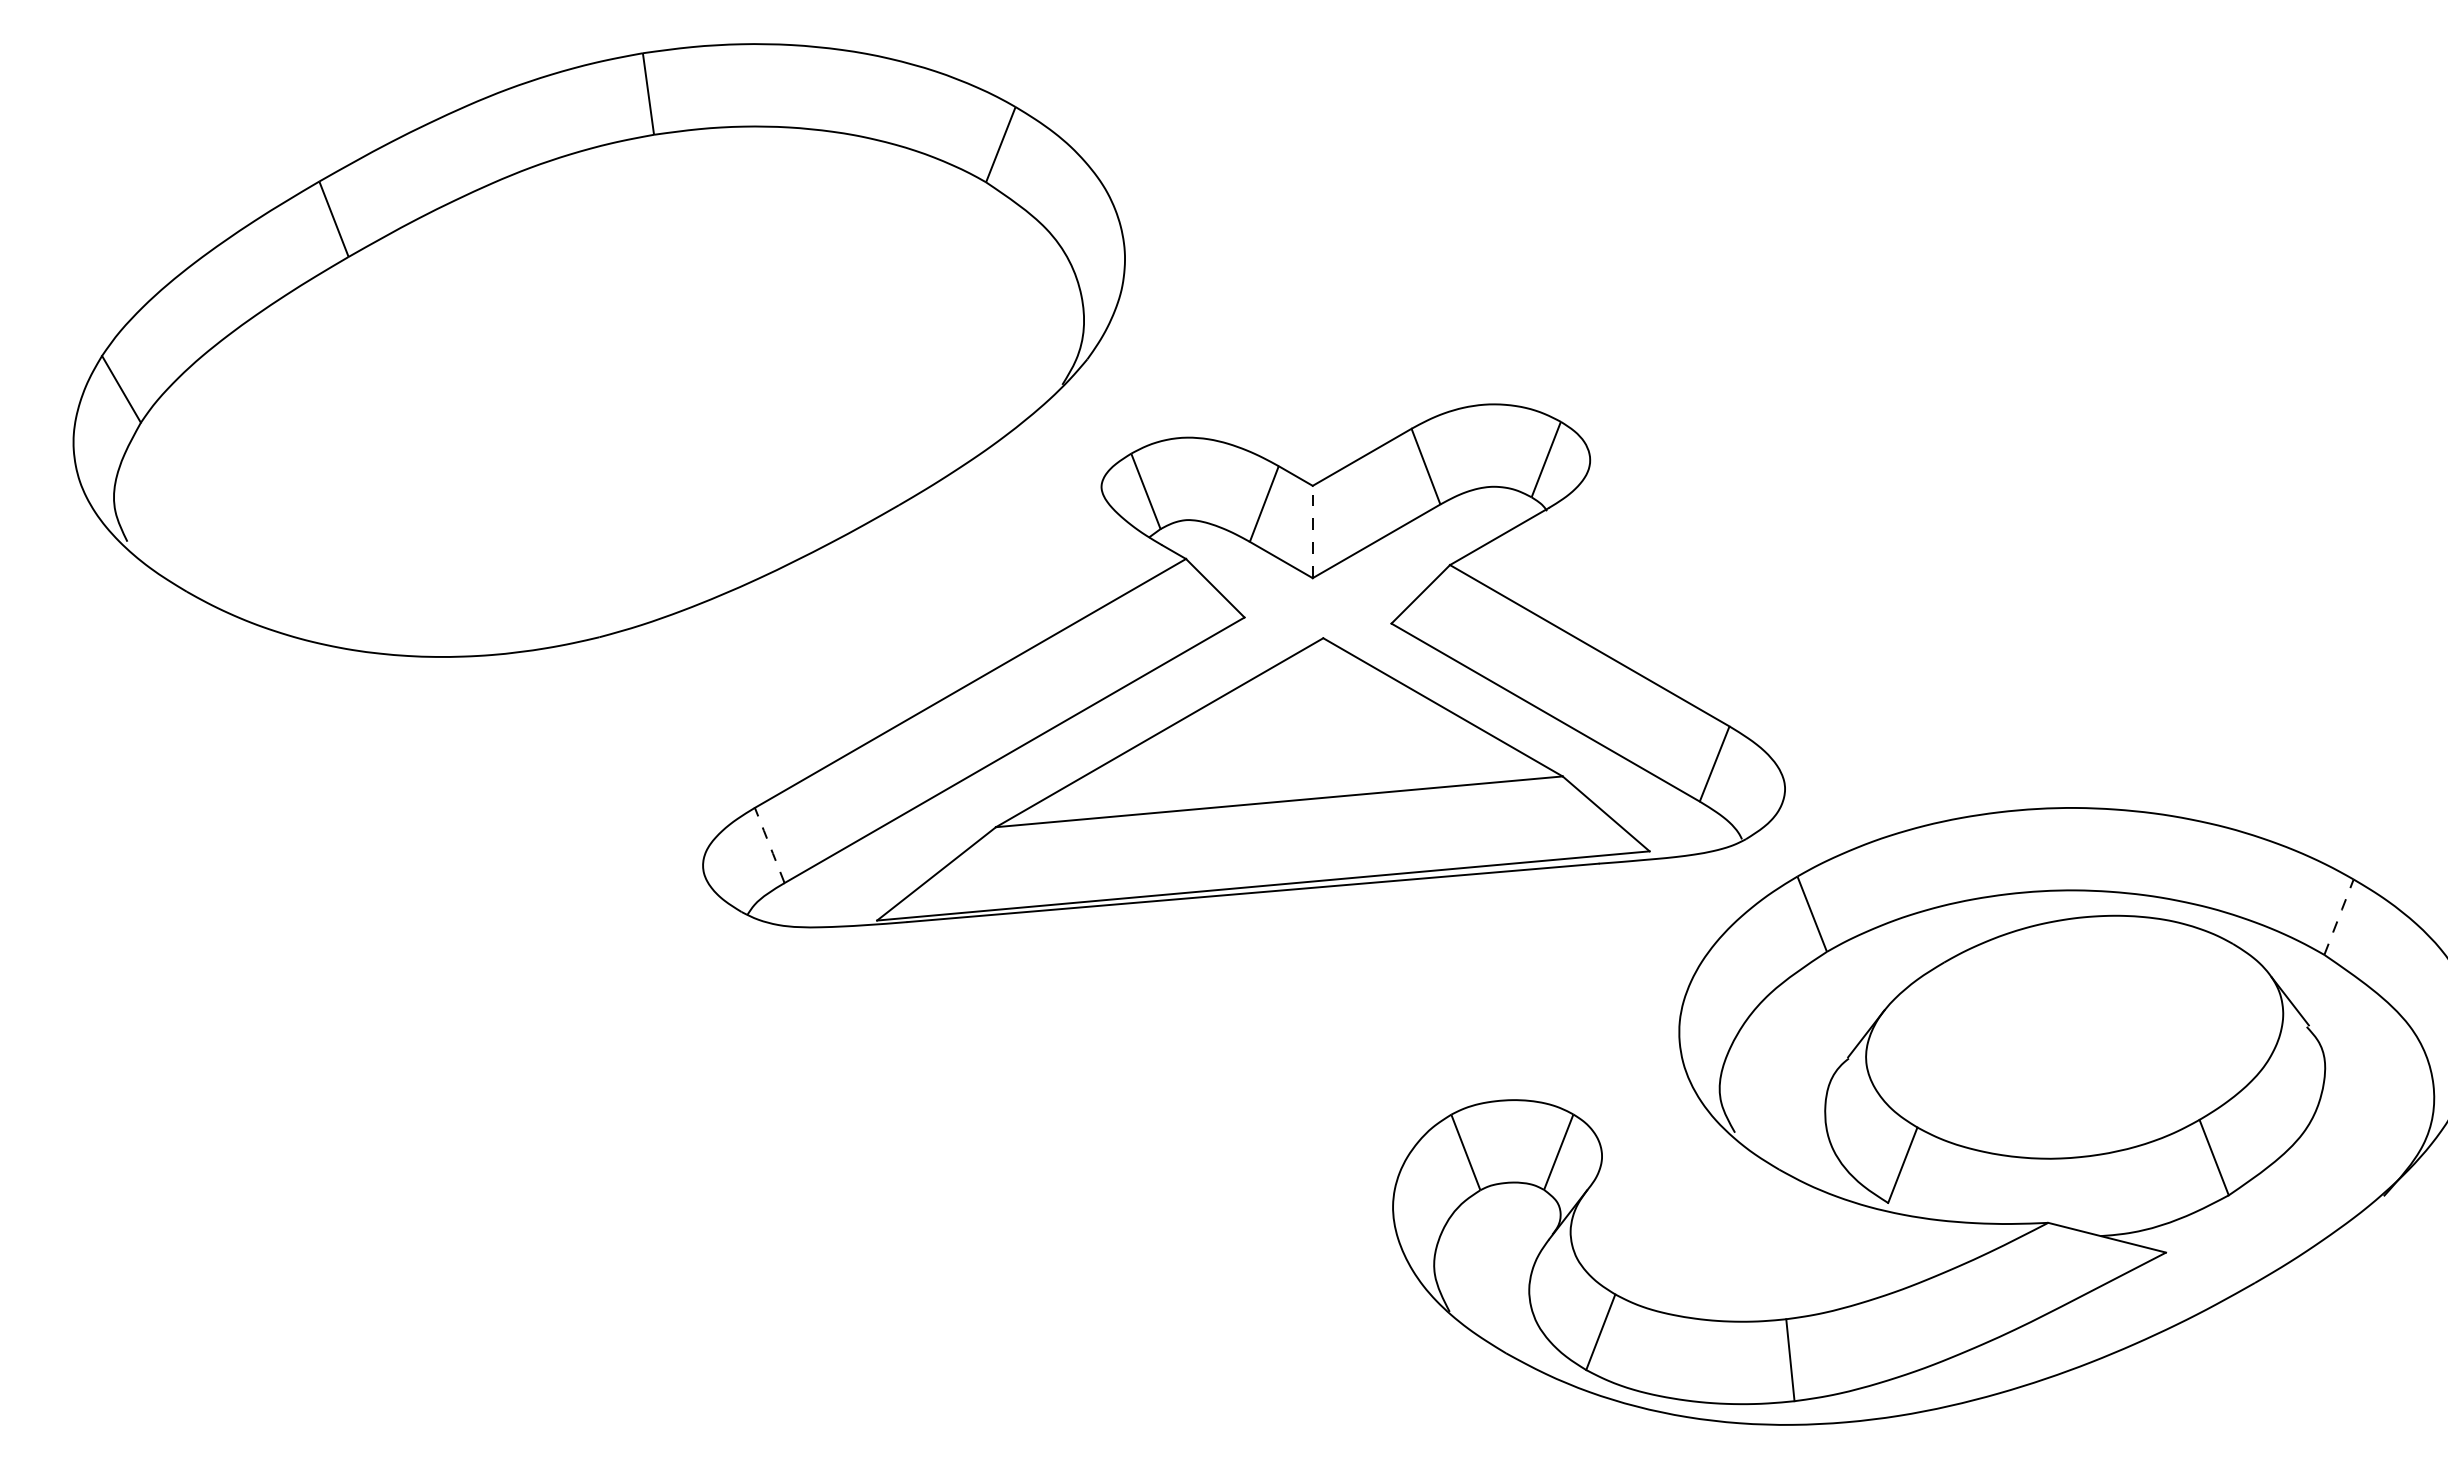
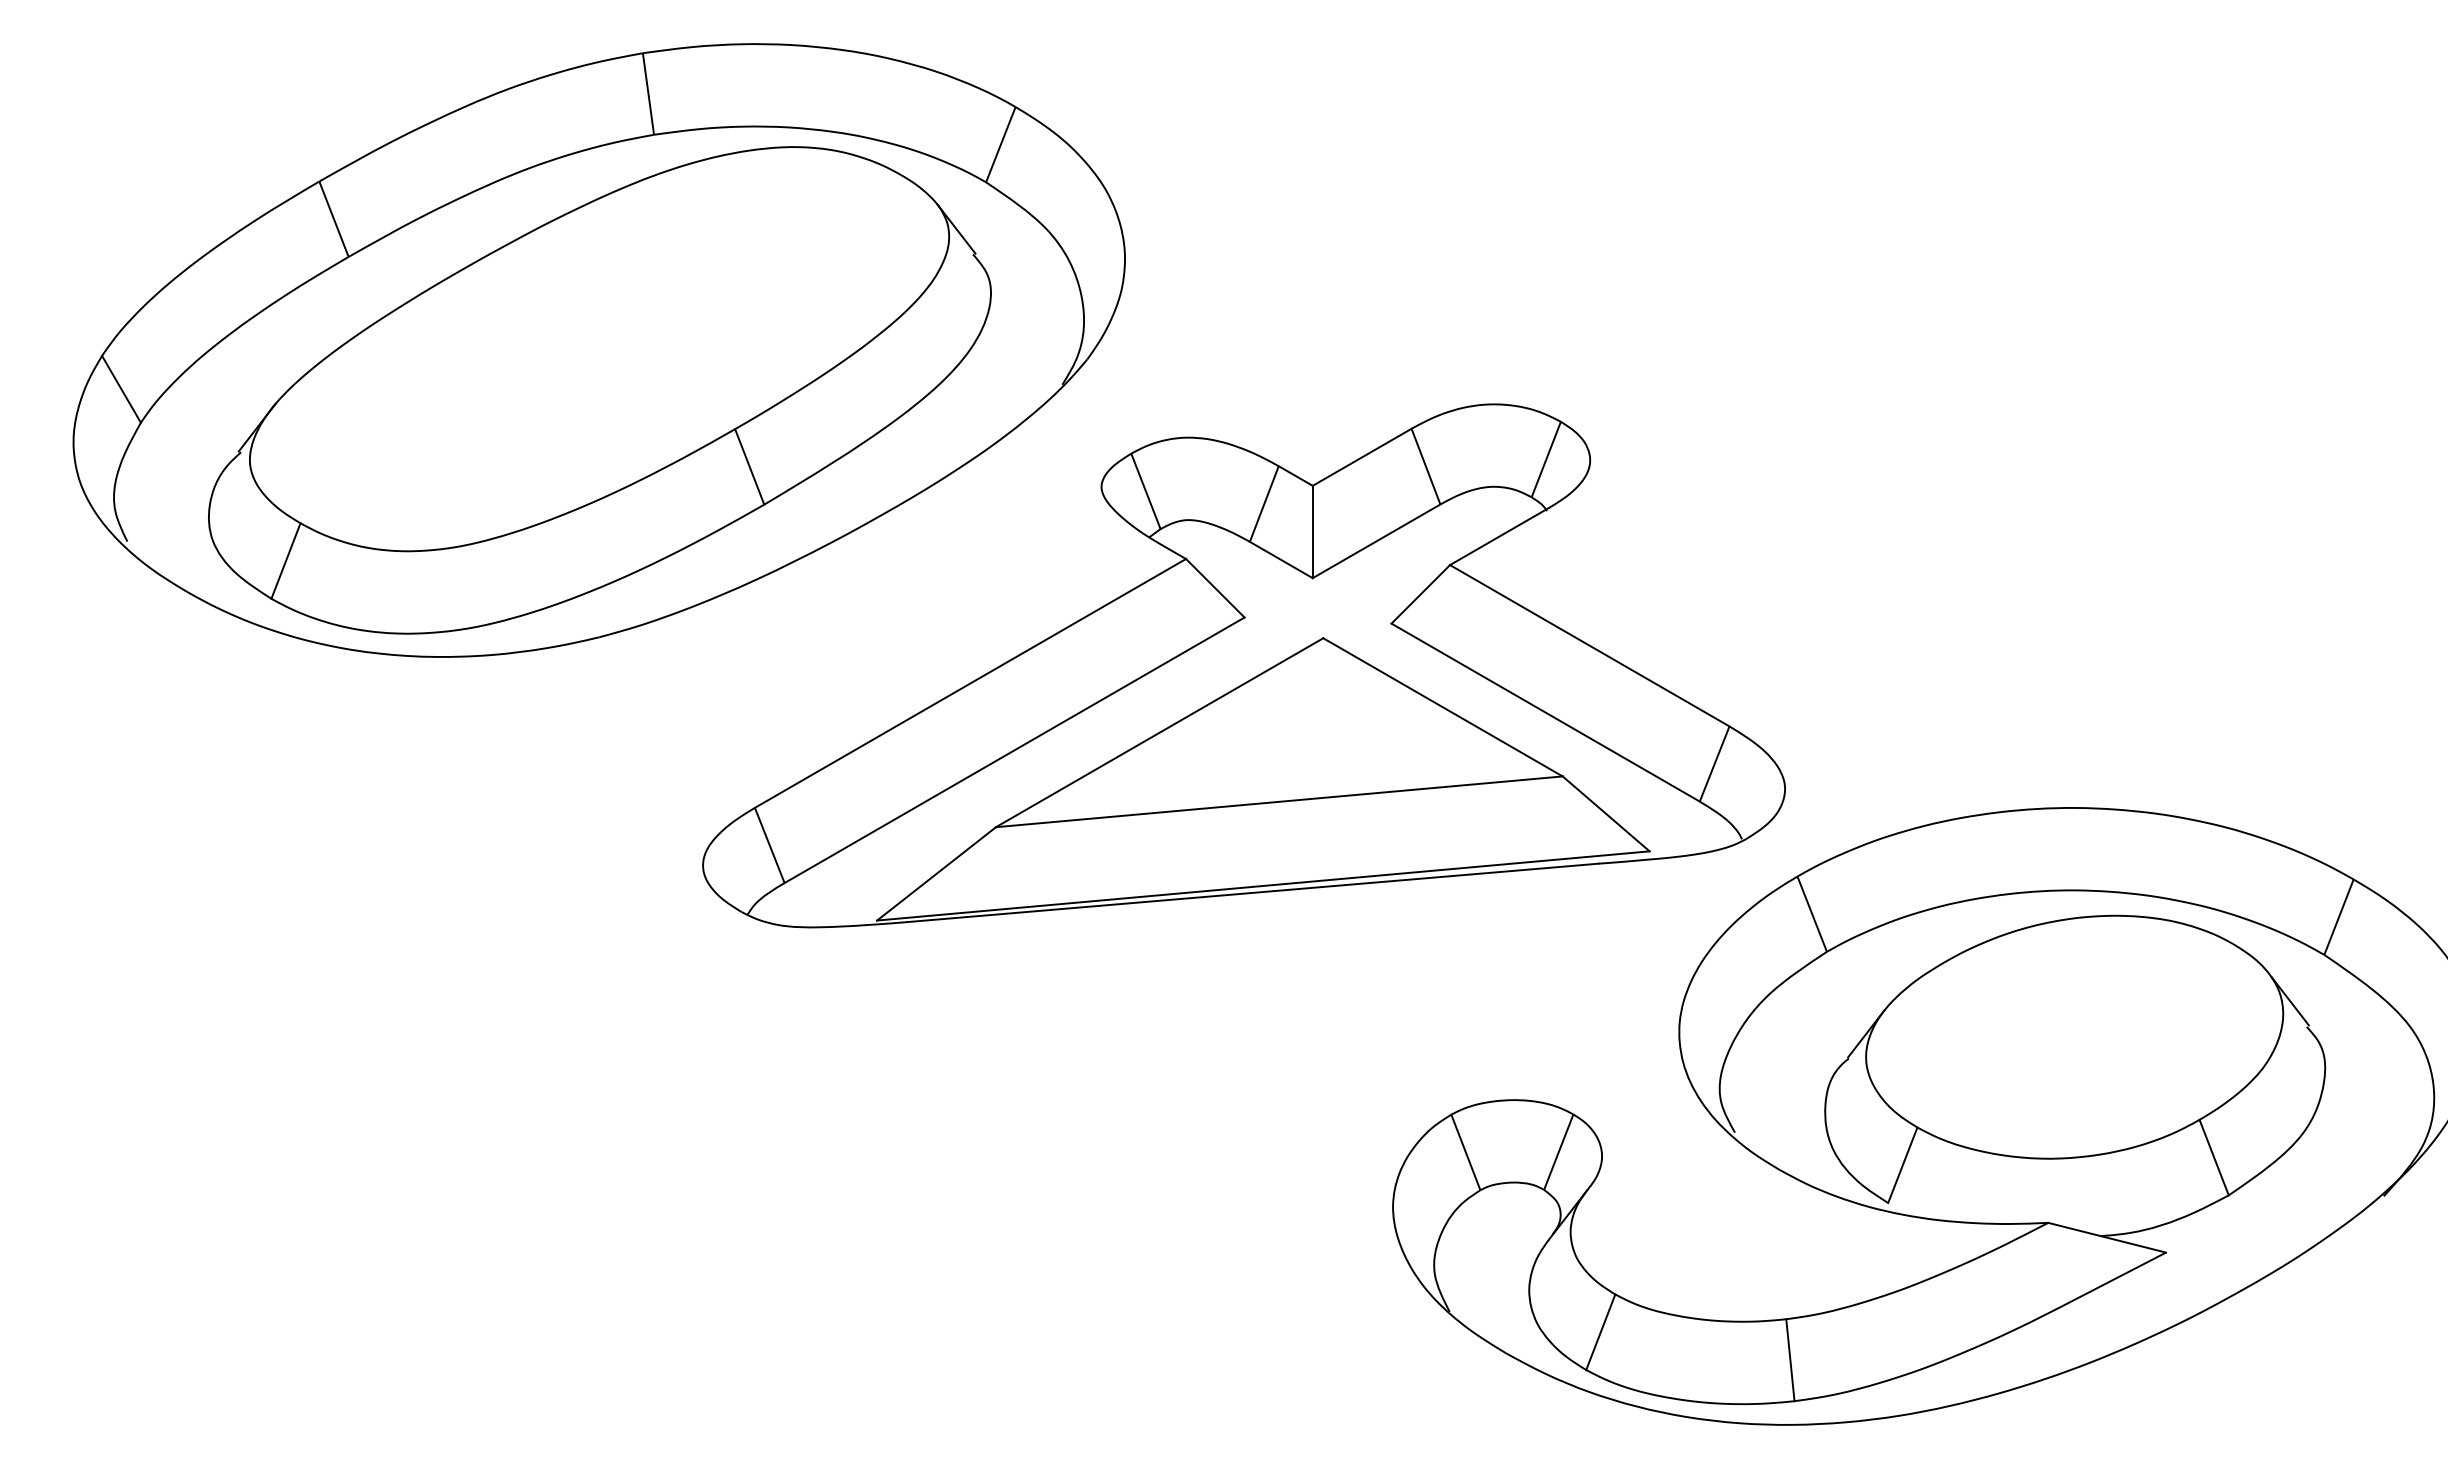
part: none -> present (599, 390)
line: dashed -> solid (1312, 531)
line: dashed -> solid (769, 845)
line: dashed -> solid (2339, 916)
